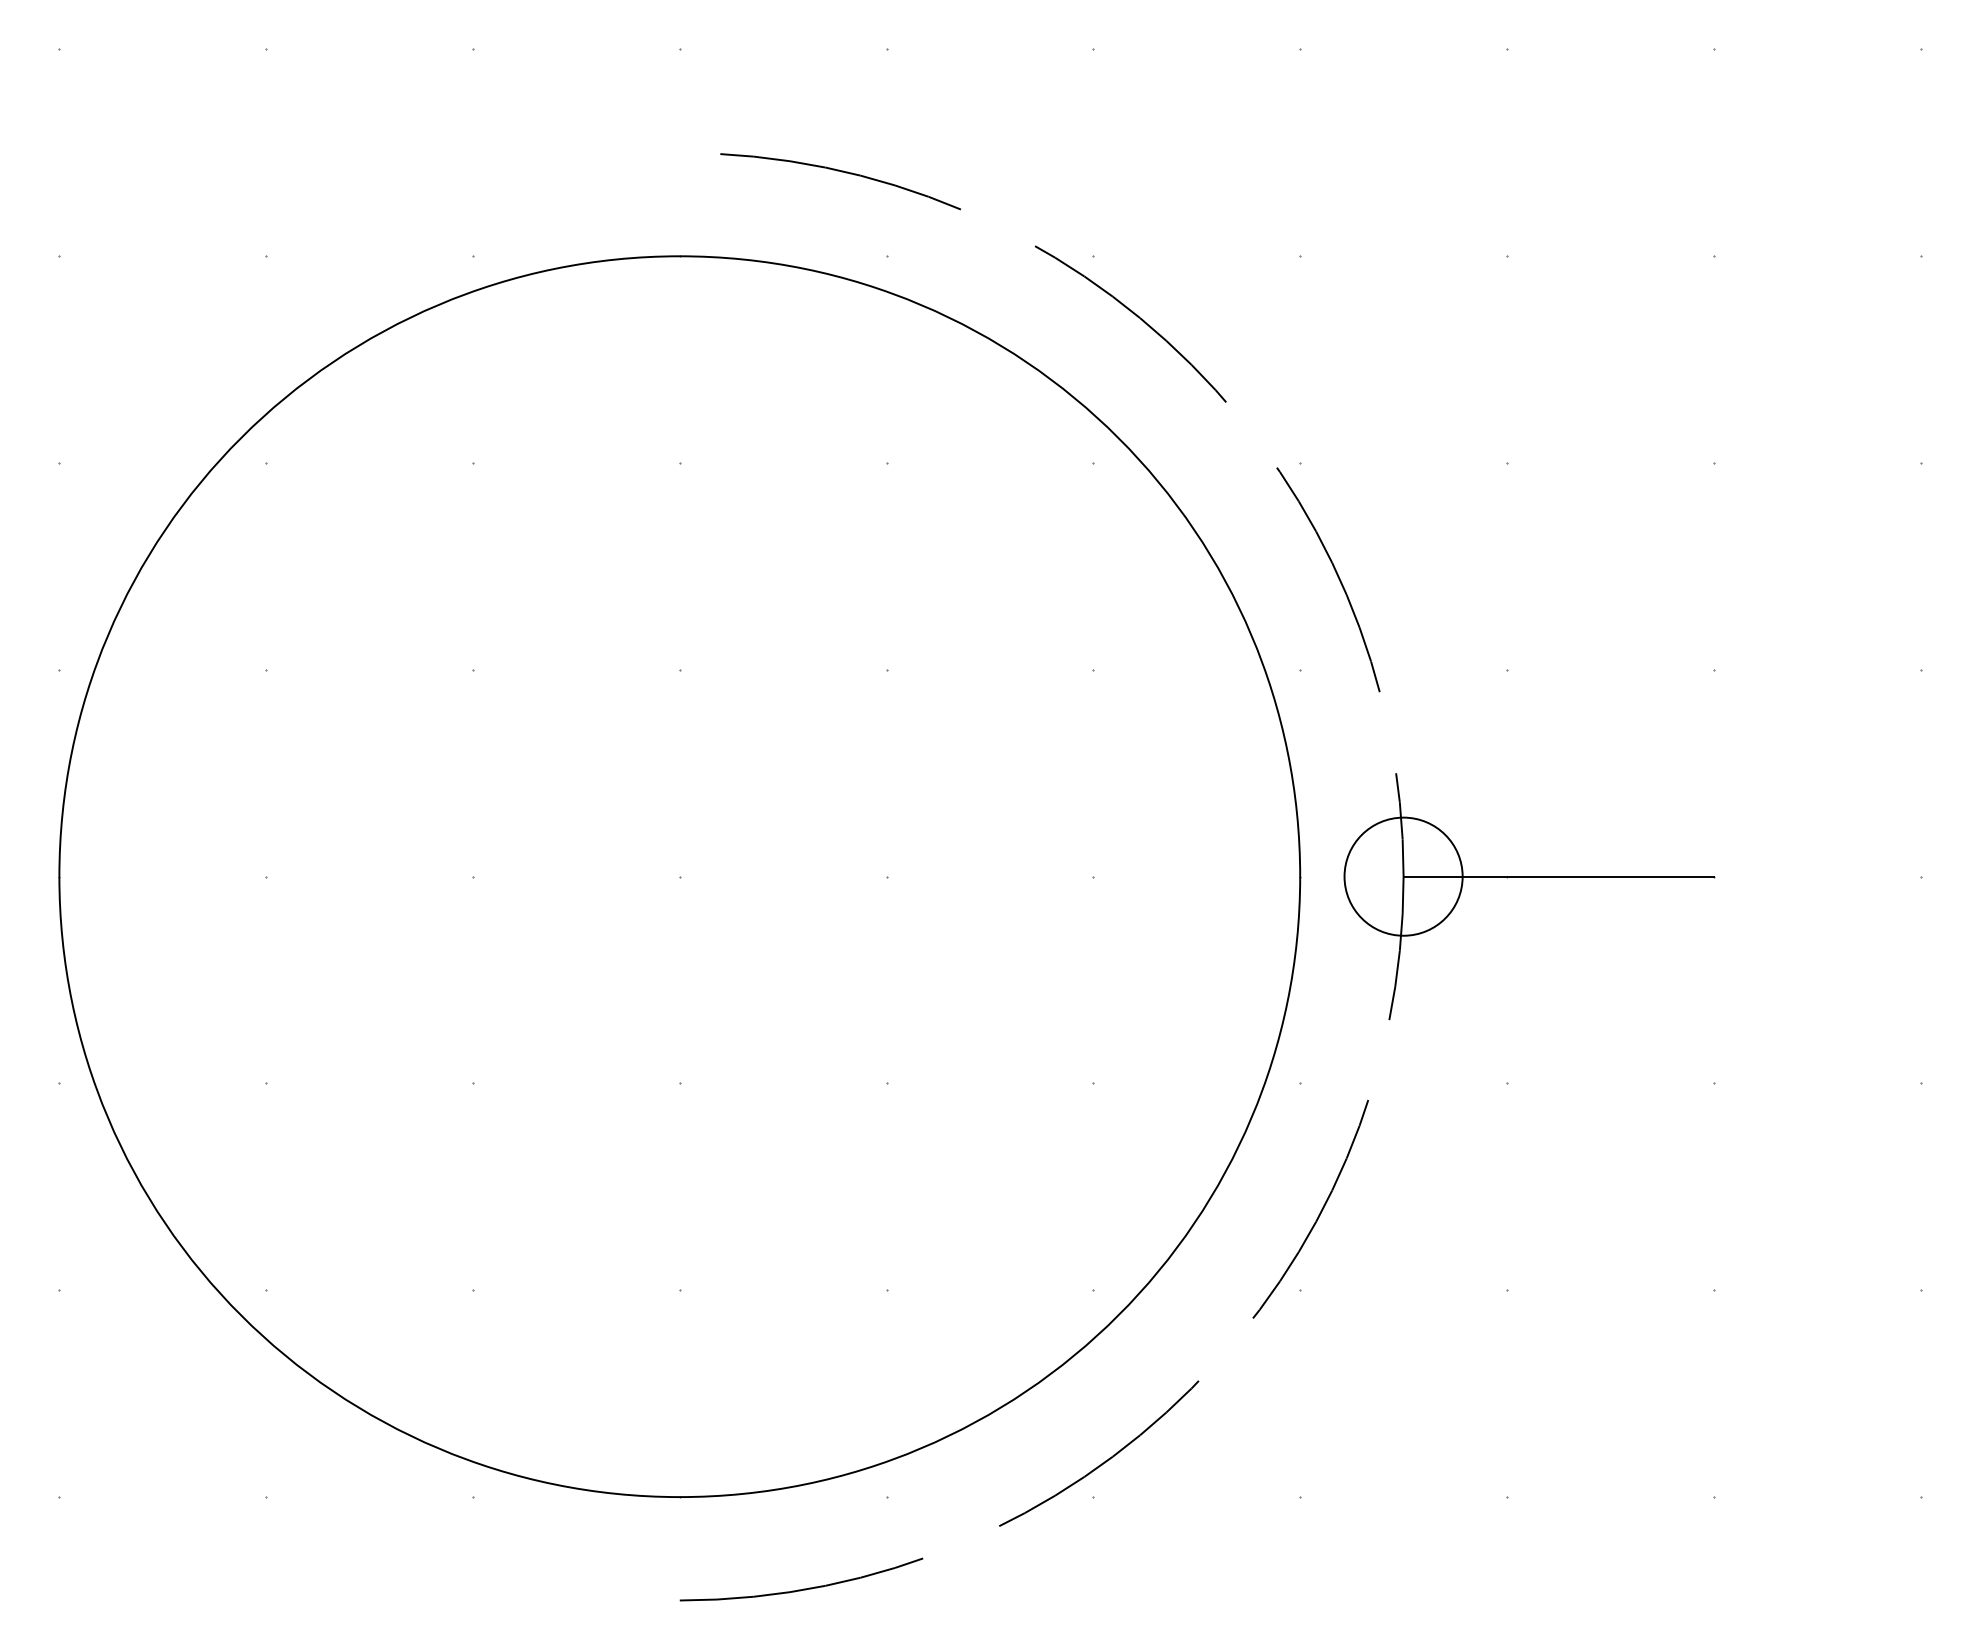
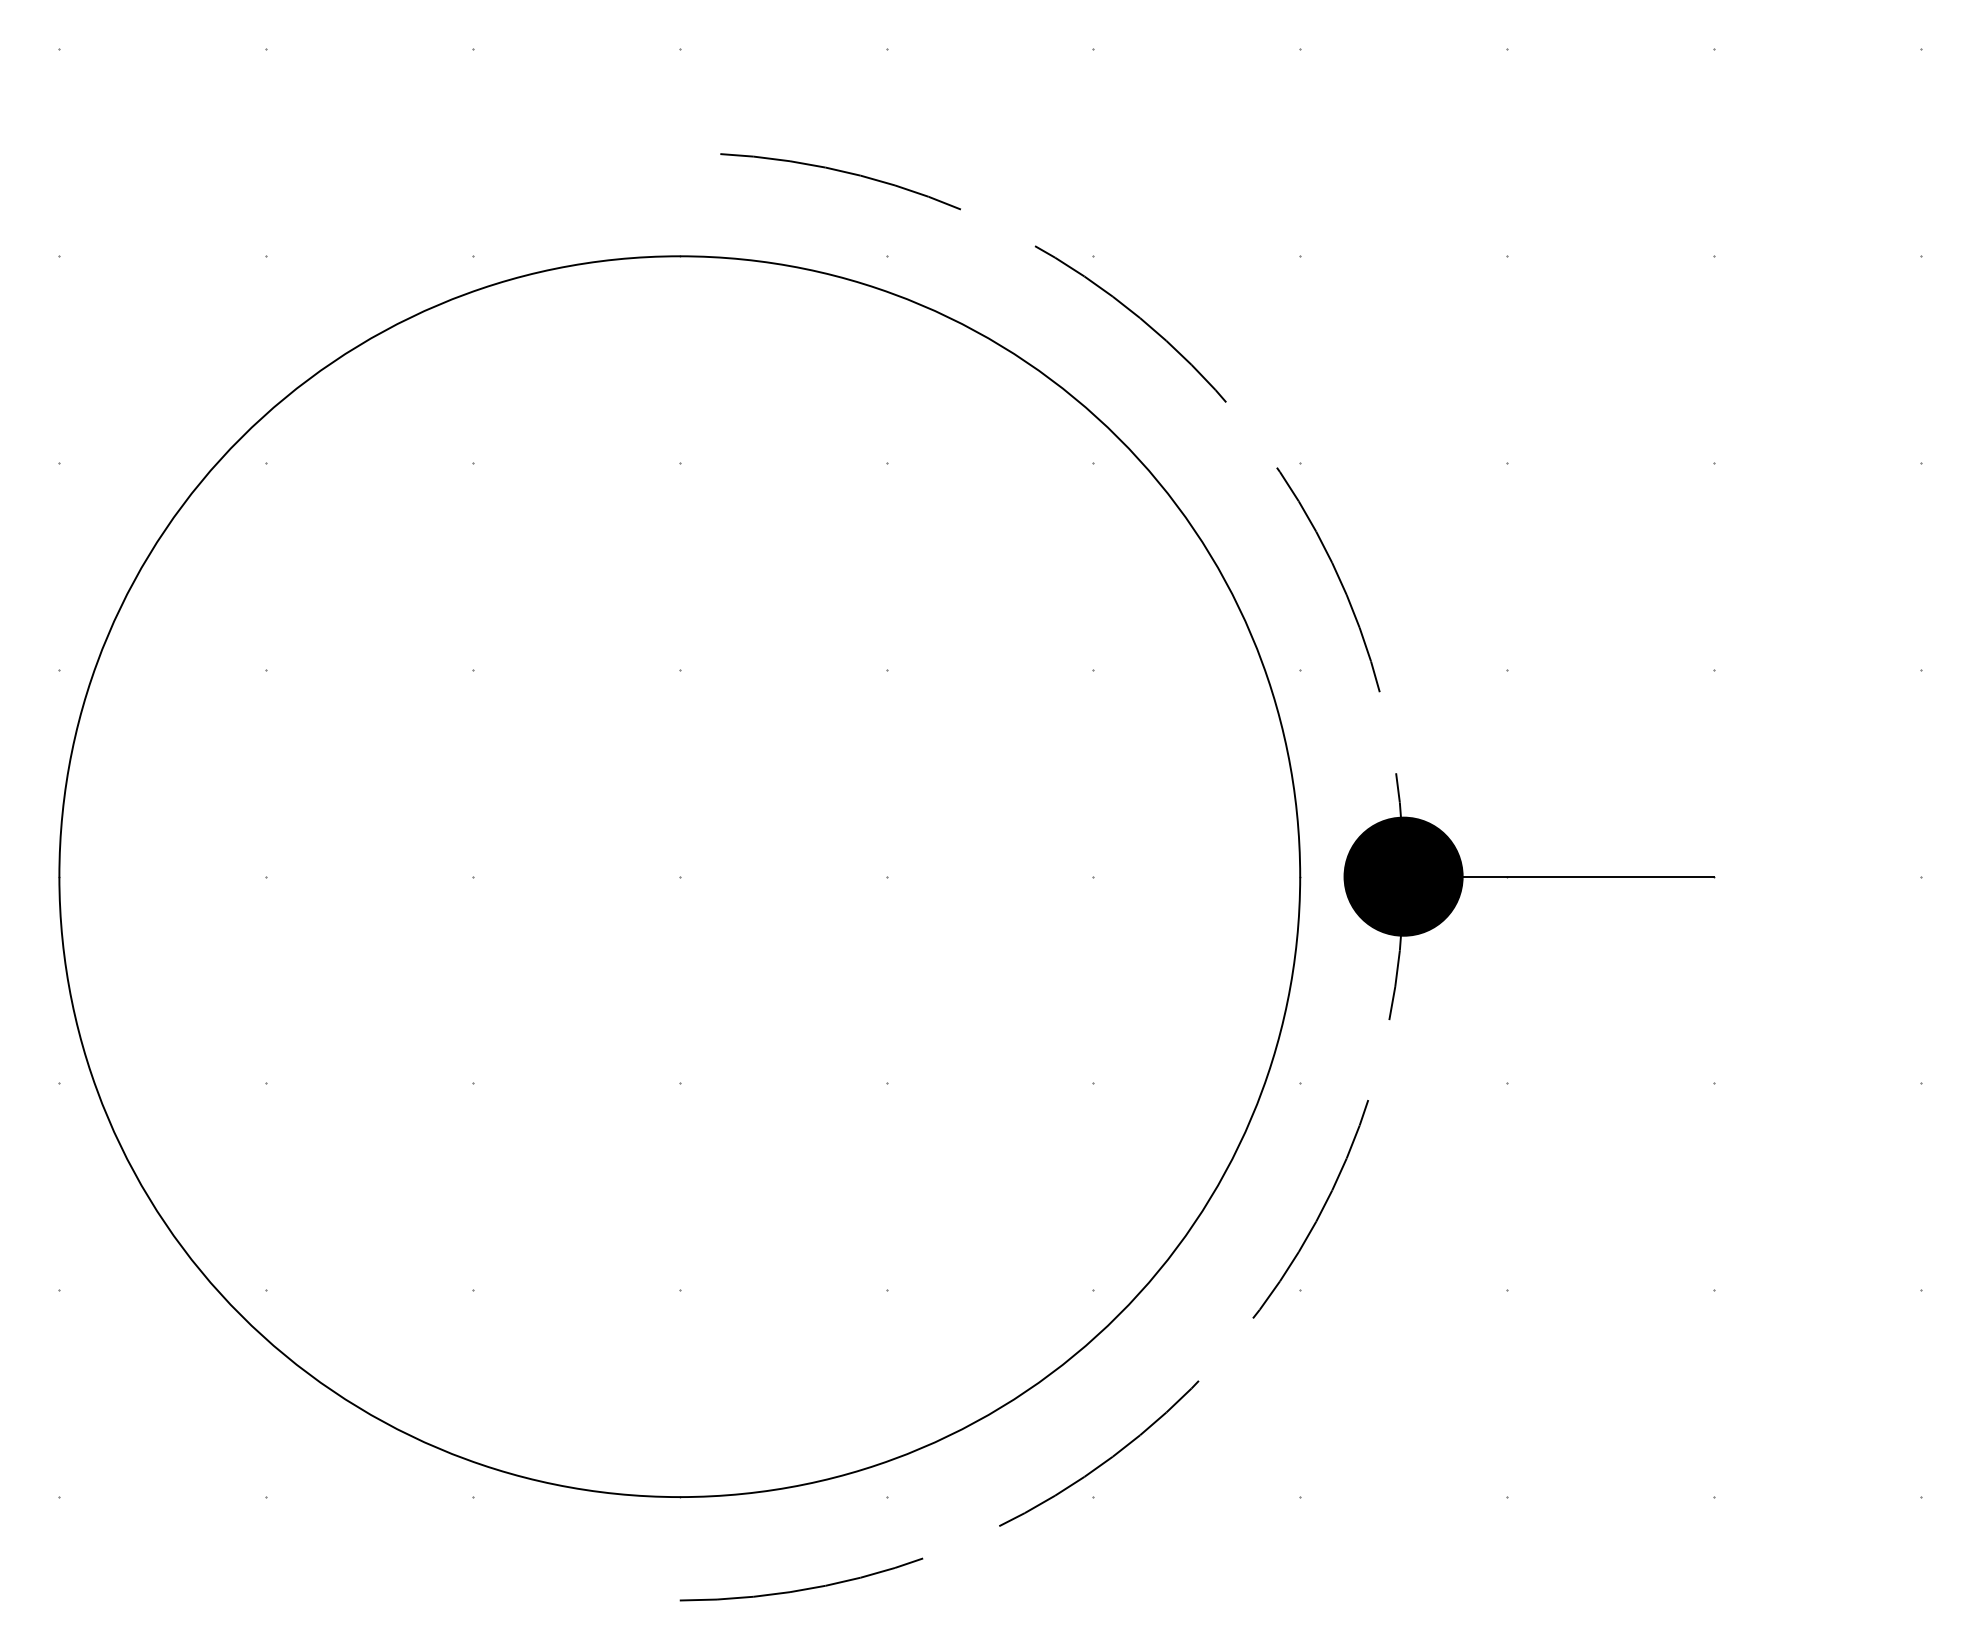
fill: none -> present (1403, 876)
